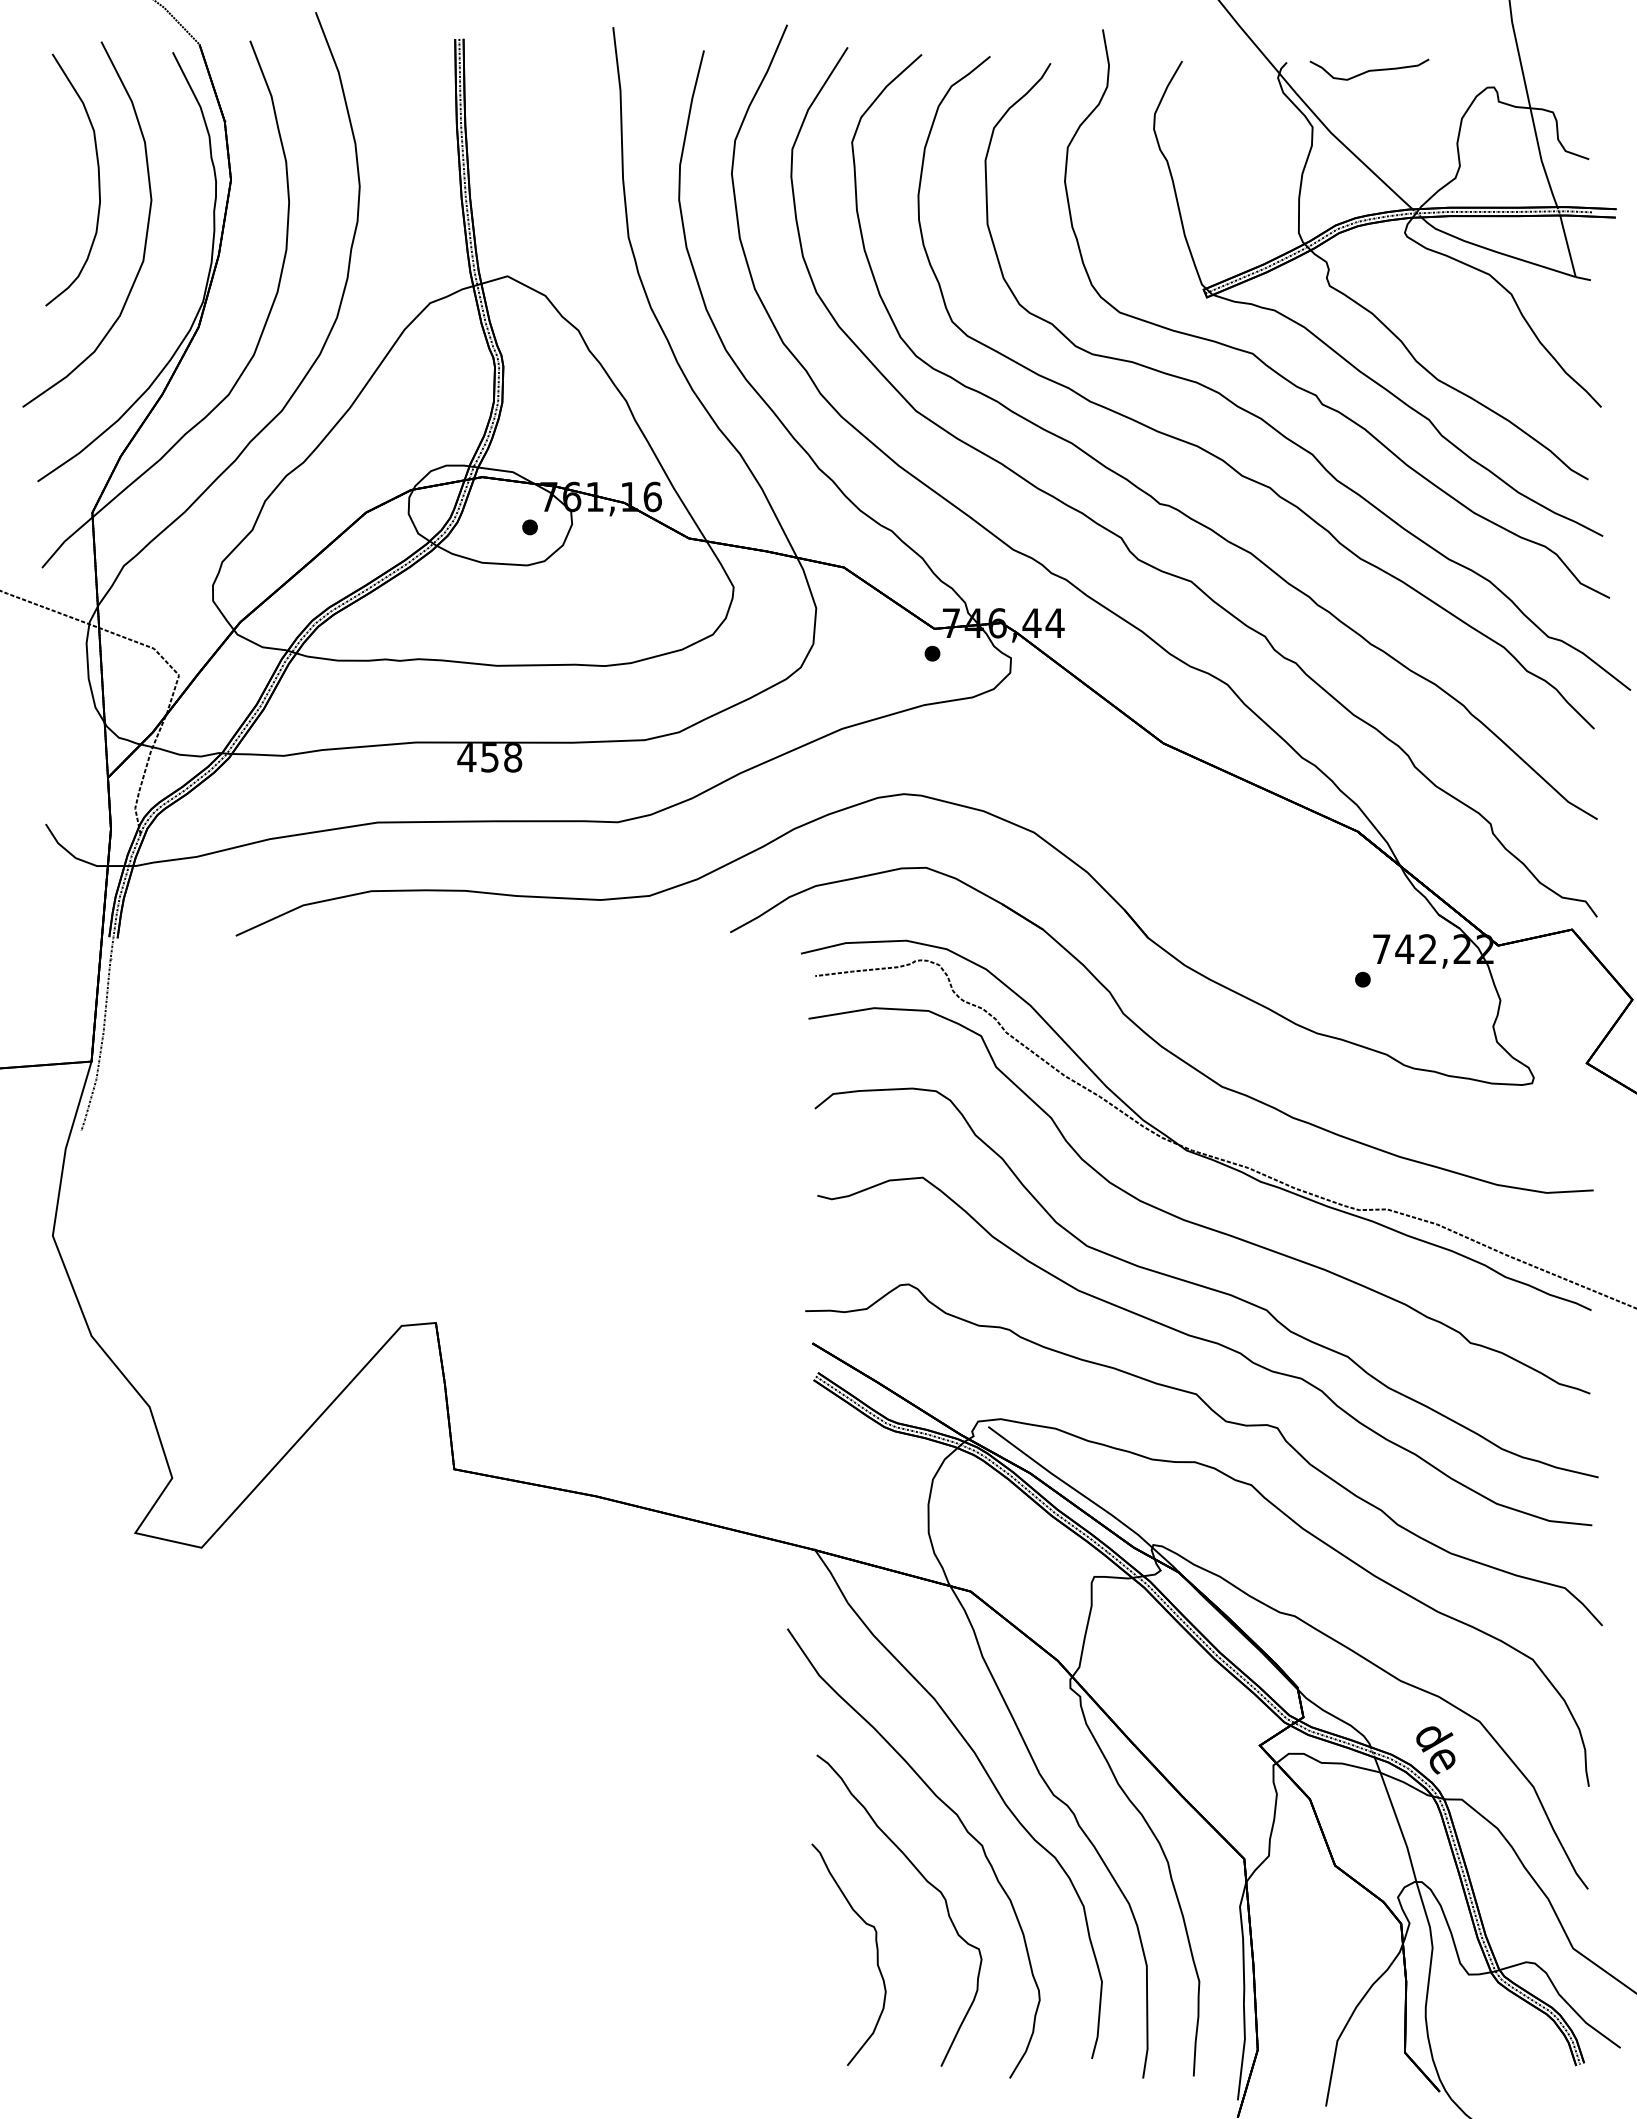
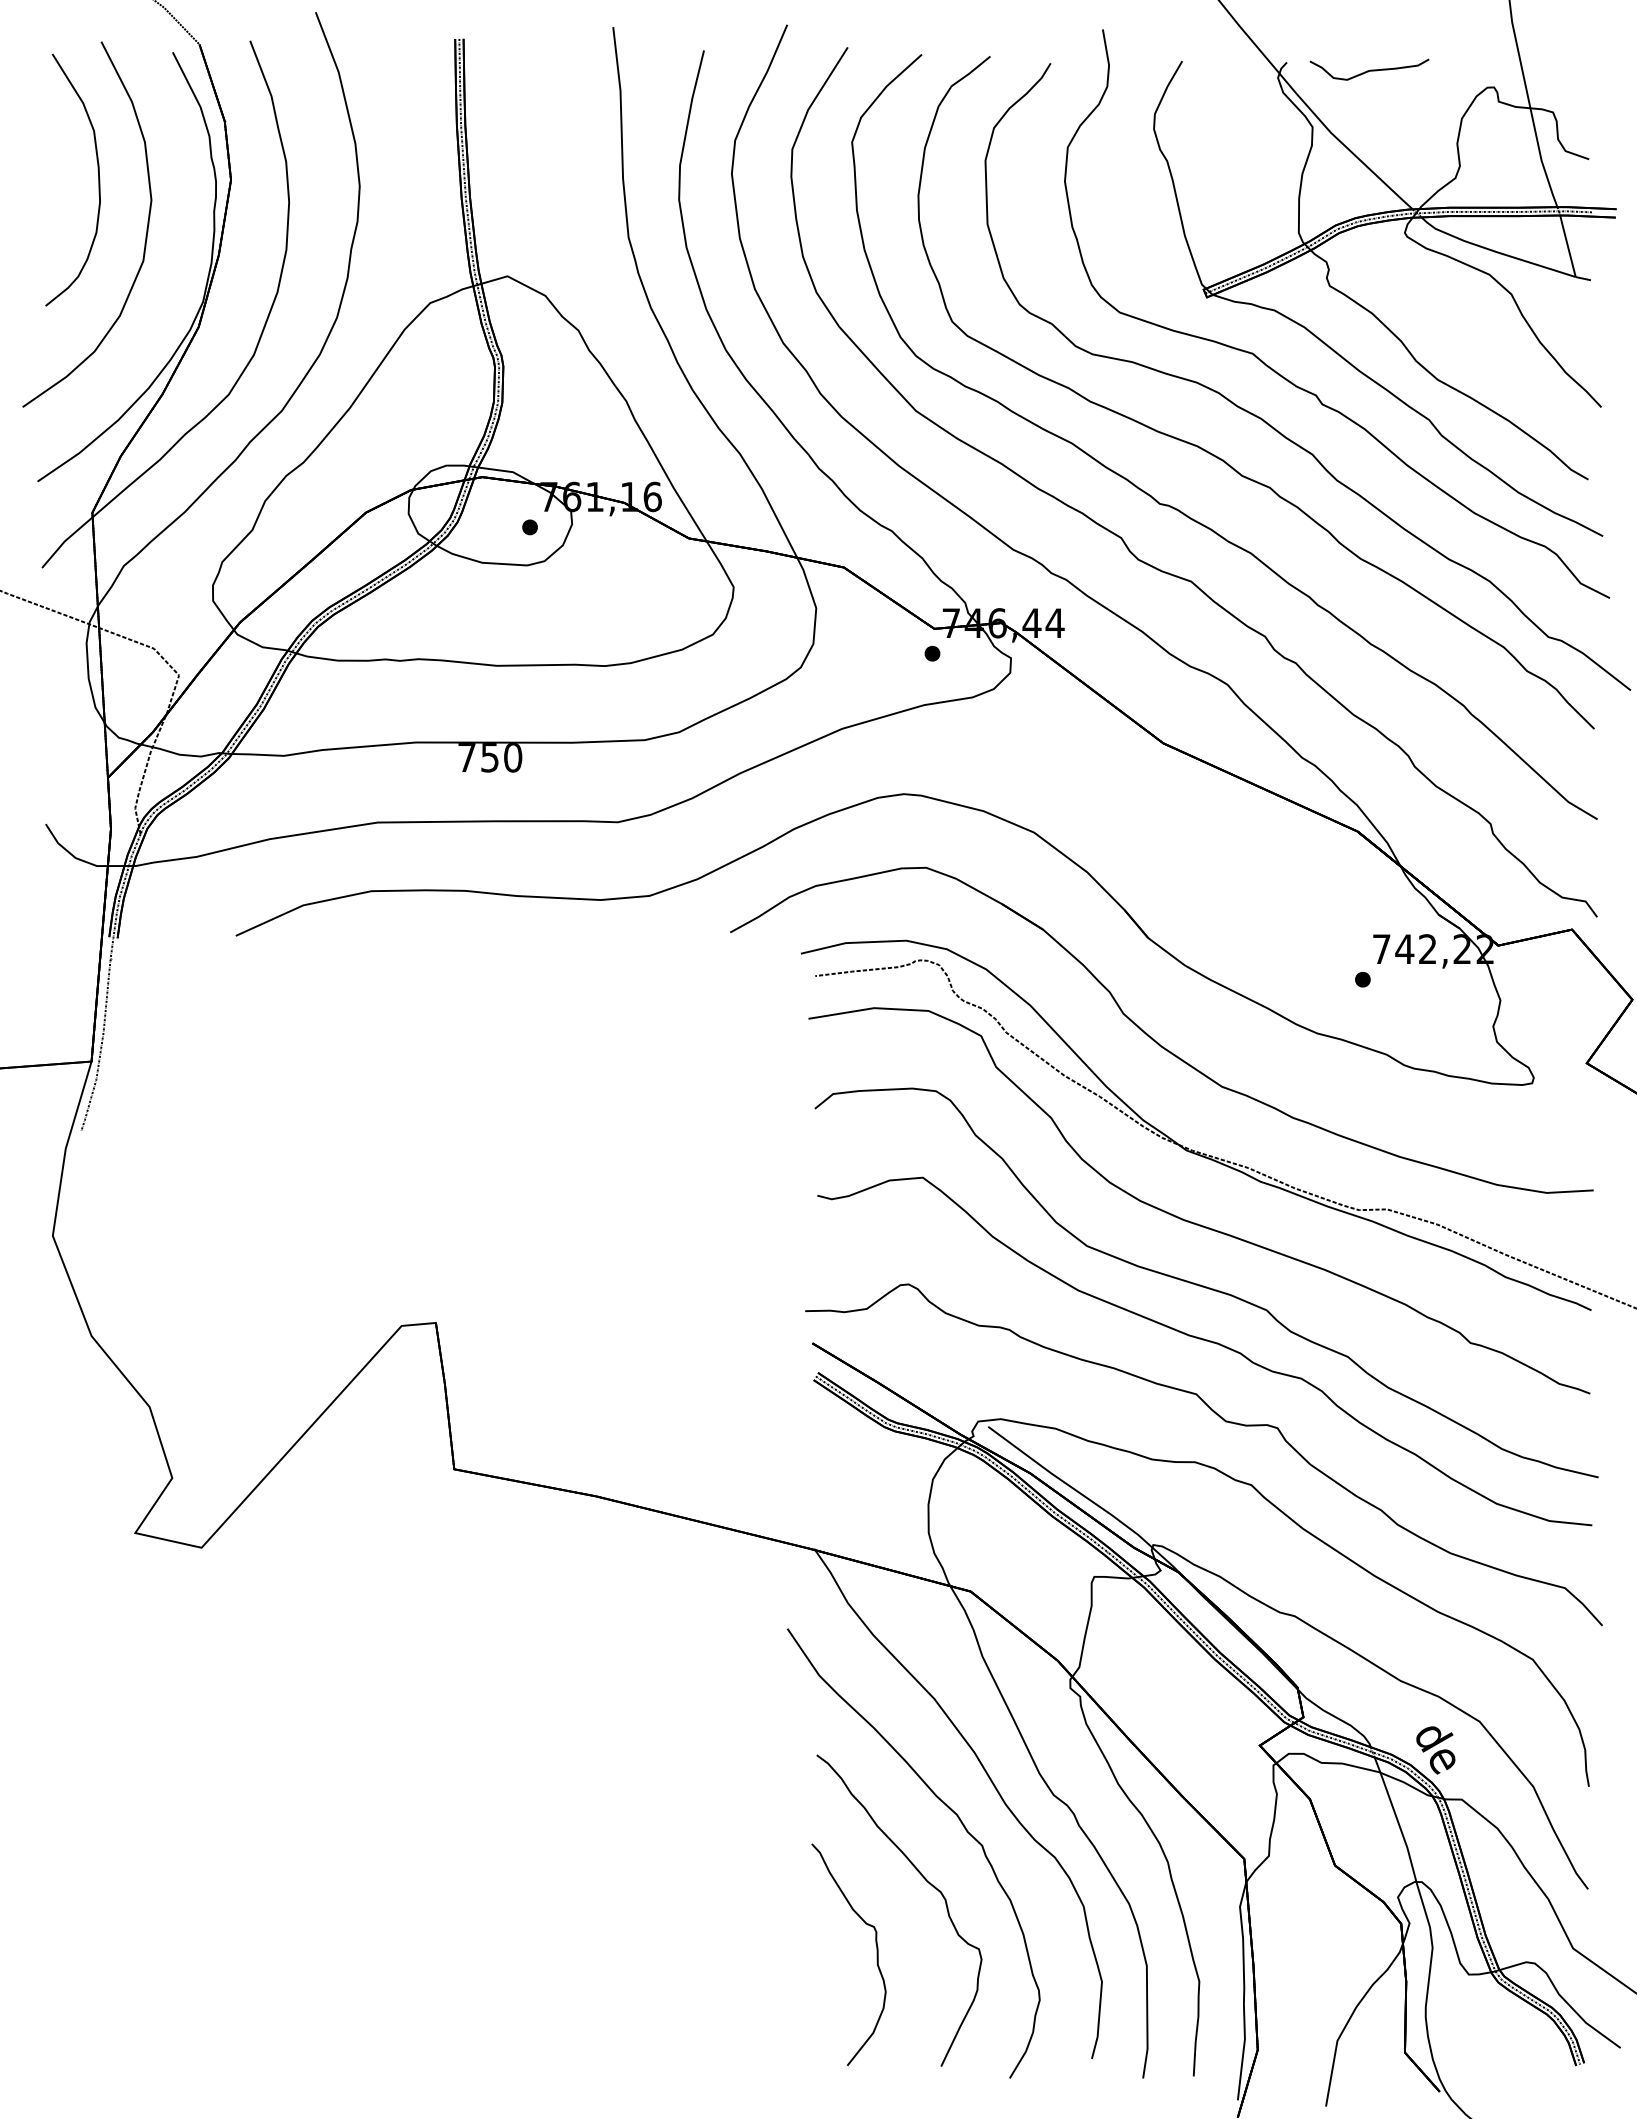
text: 458 -> 750 (489, 757)
